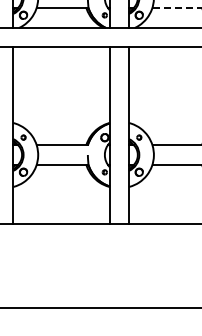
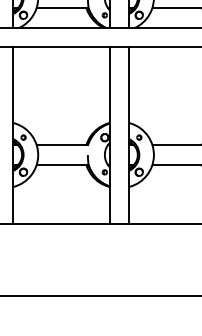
line: dashed -> solid (176, 7)
line position: (100, 308) -> (100, 296) (100, 296)
